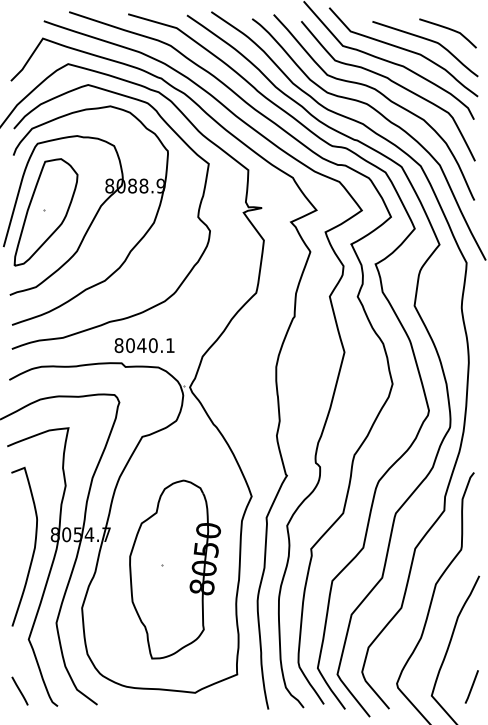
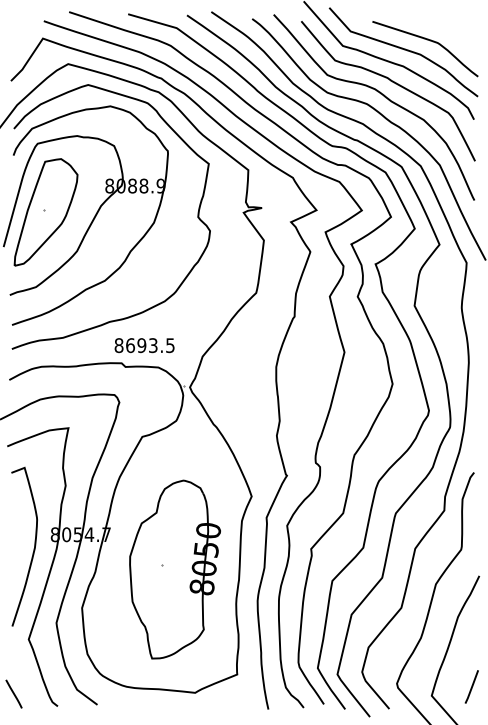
curve: present -> none (447, 29)
text: 8040.1 -> 8693.5 (150, 345)
line position: (19, 690) -> (13, 693) (13, 693)
